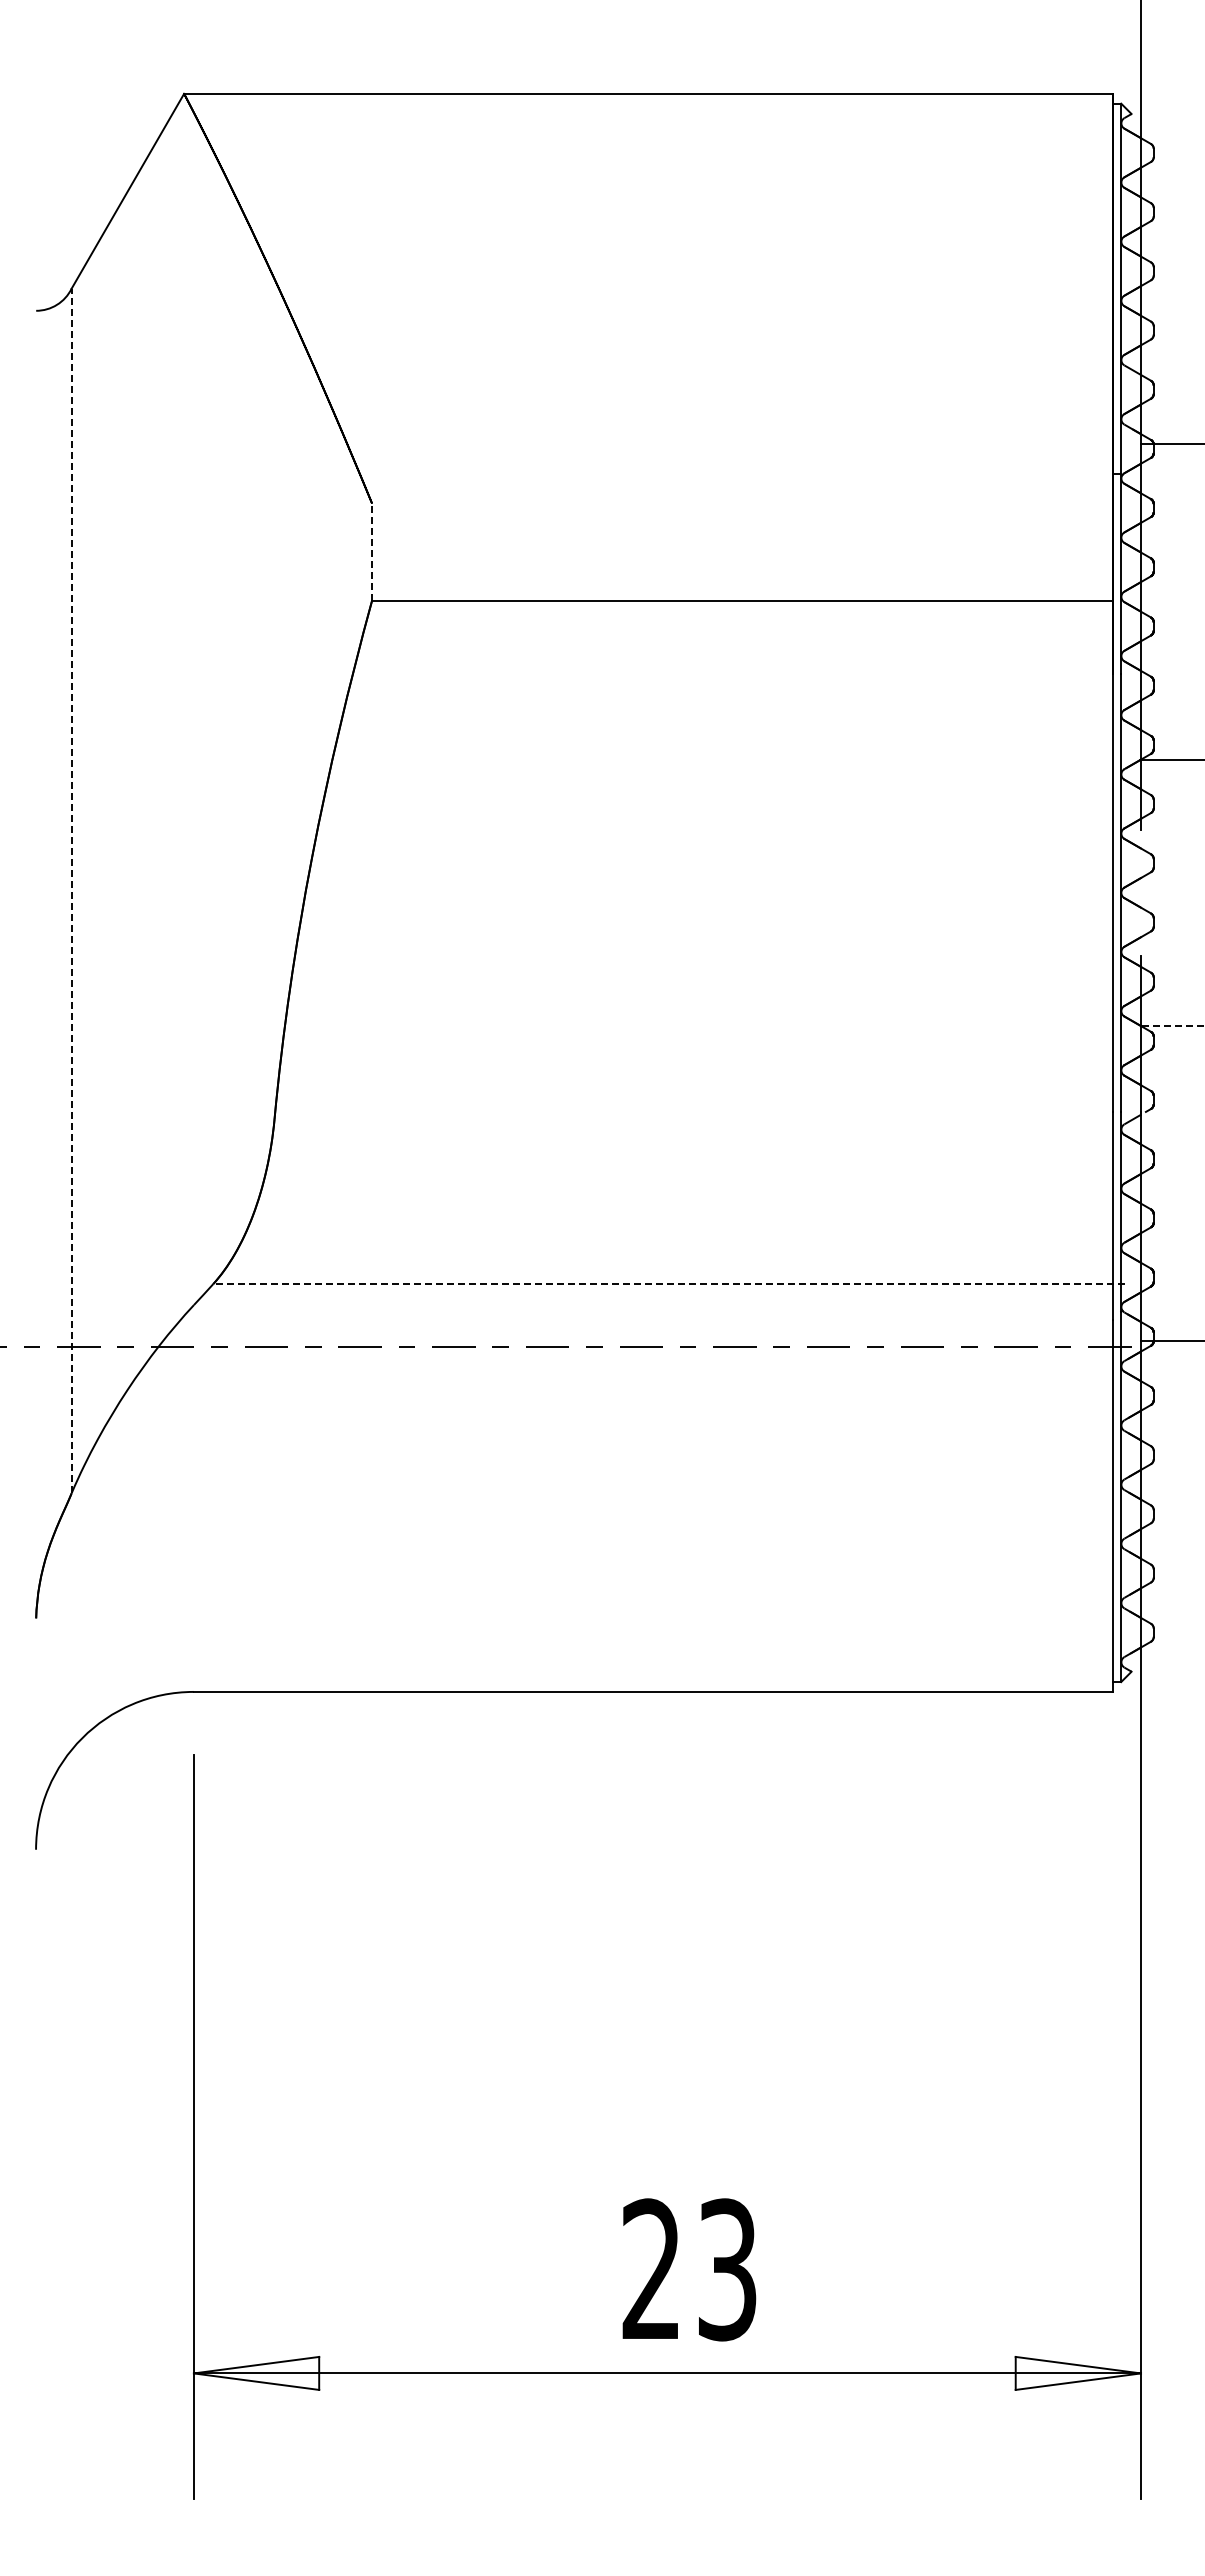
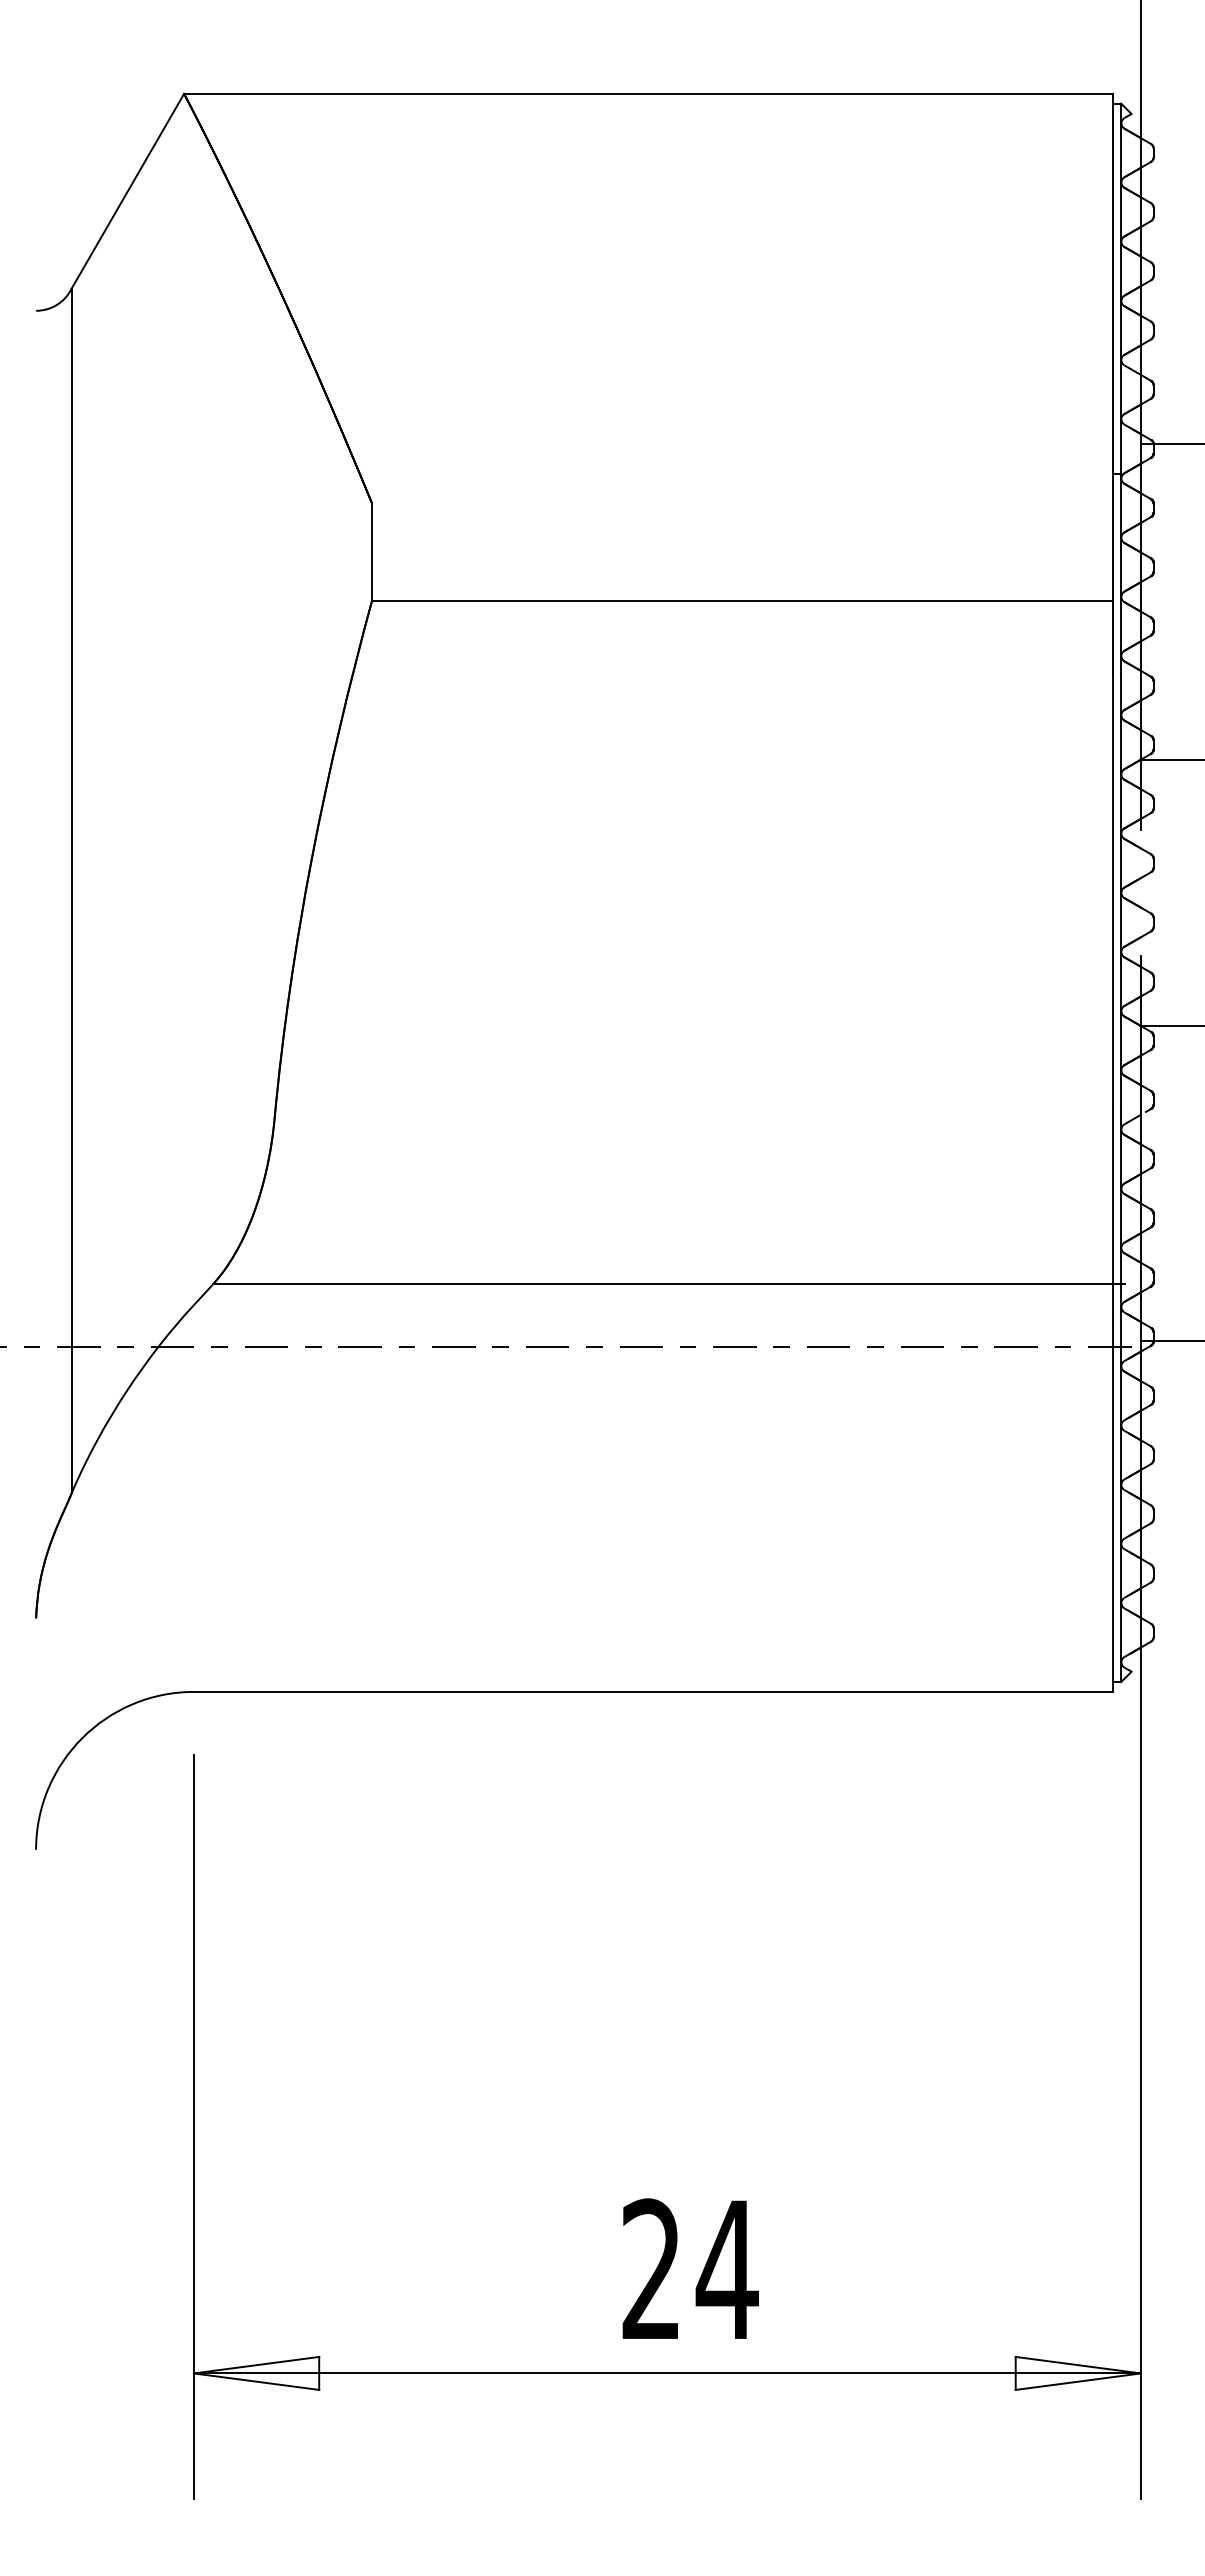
line: dashed -> solid (372, 552)
line: dashed -> solid (71, 890)
line: dashed -> solid (1172, 1025)
line: dashed -> solid (668, 1284)
text: 23 -> 24 (726, 2269)
